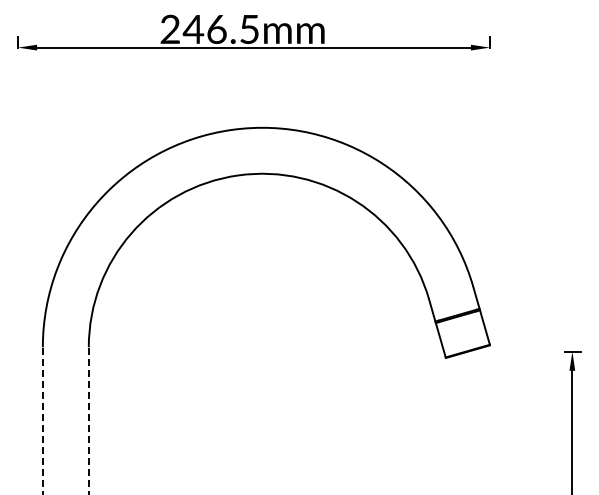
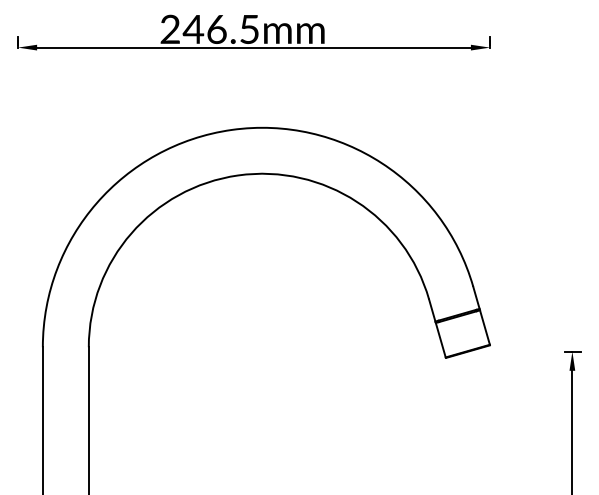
line: dashed -> solid (42, 420)
line: dashed -> solid (88, 420)
